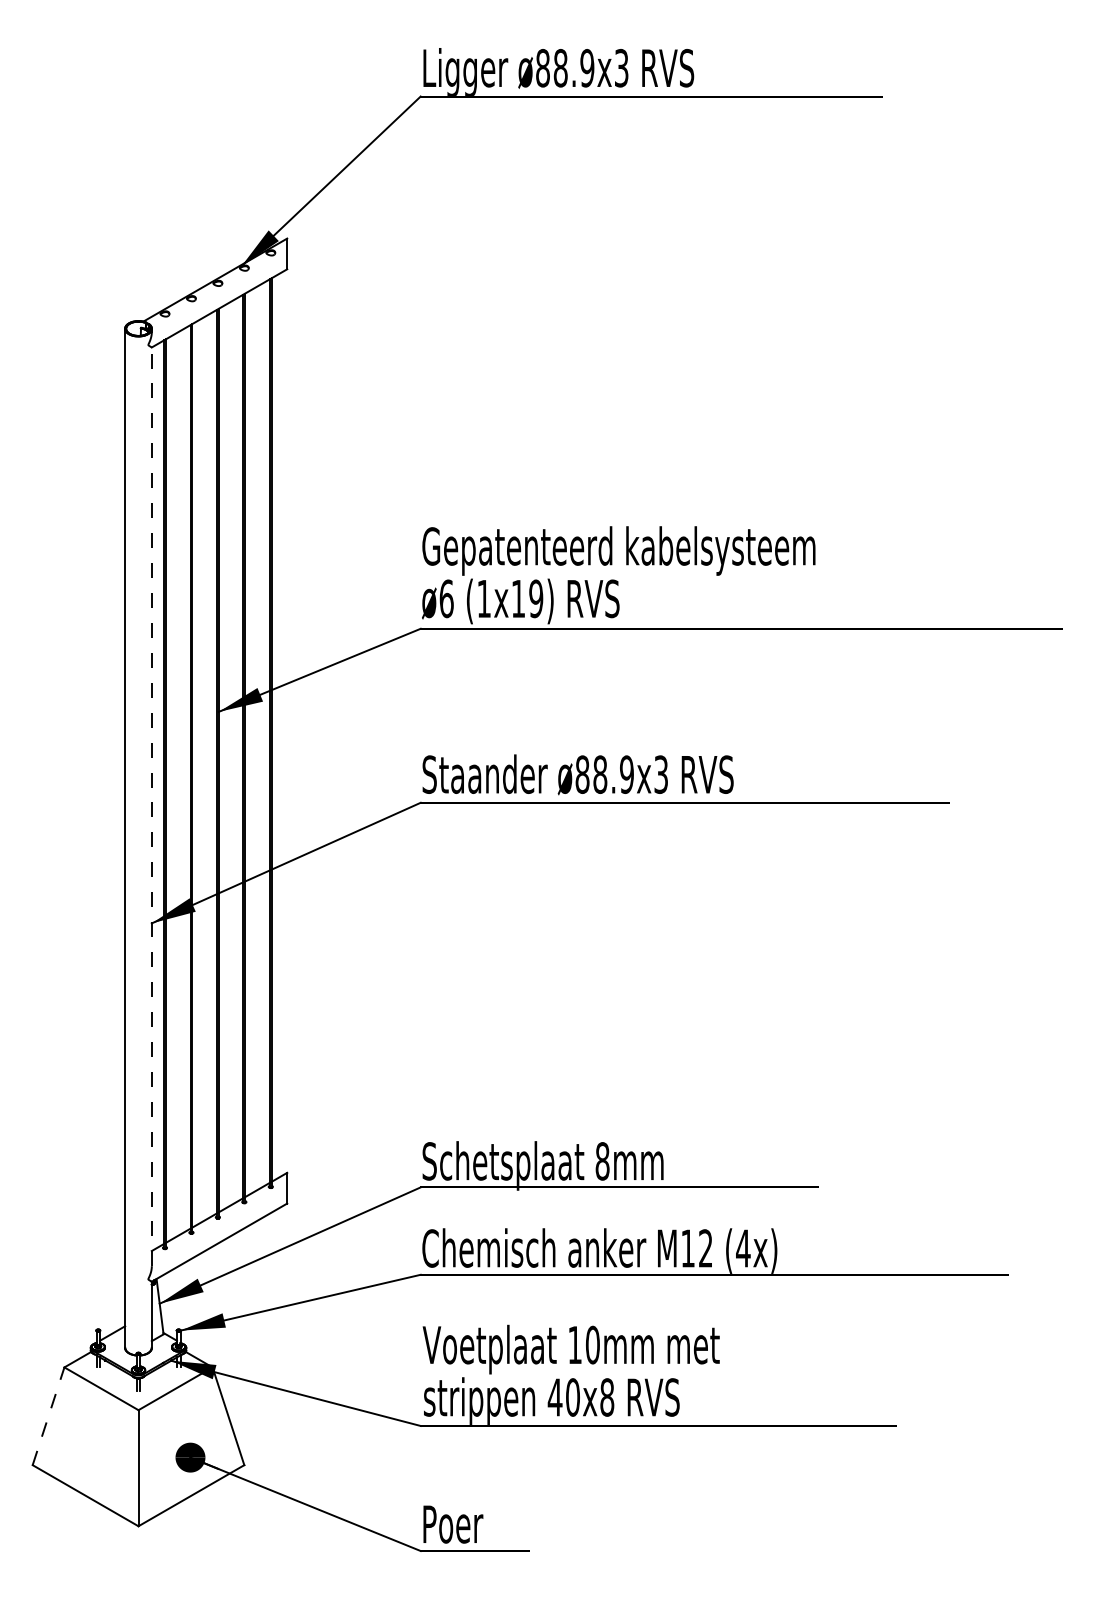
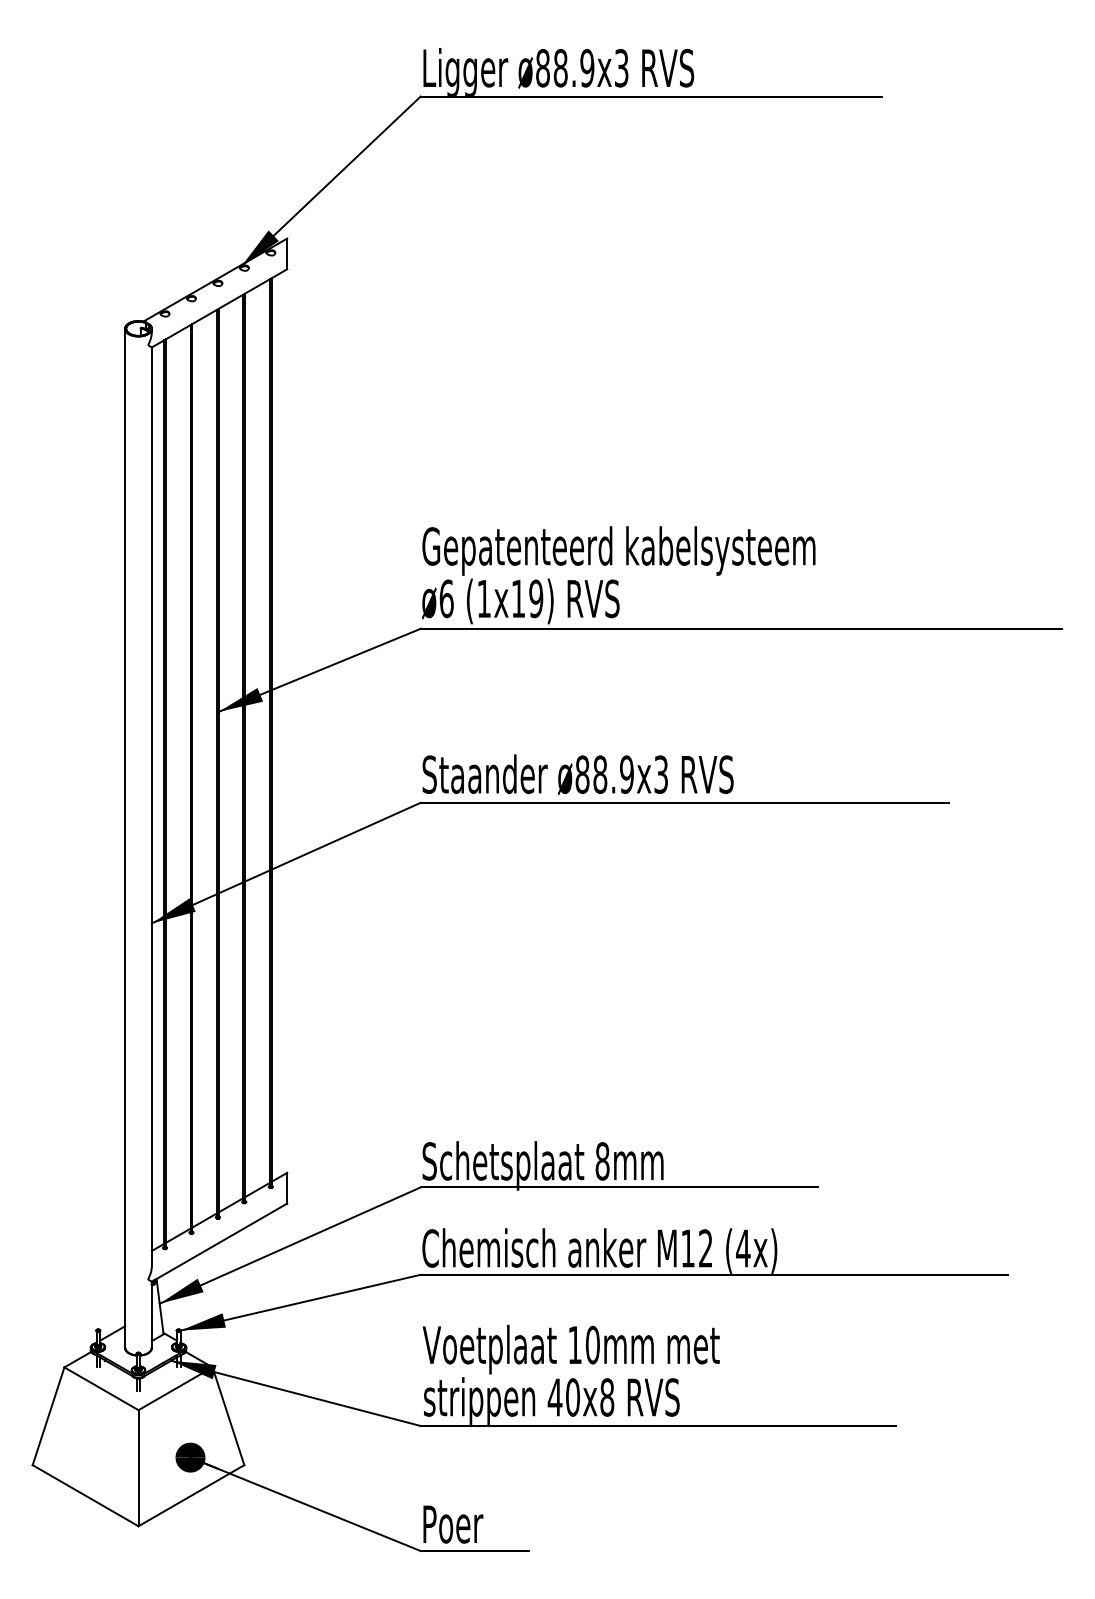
line: dashed -> solid (151, 806)
line: dashed -> solid (48, 1415)
